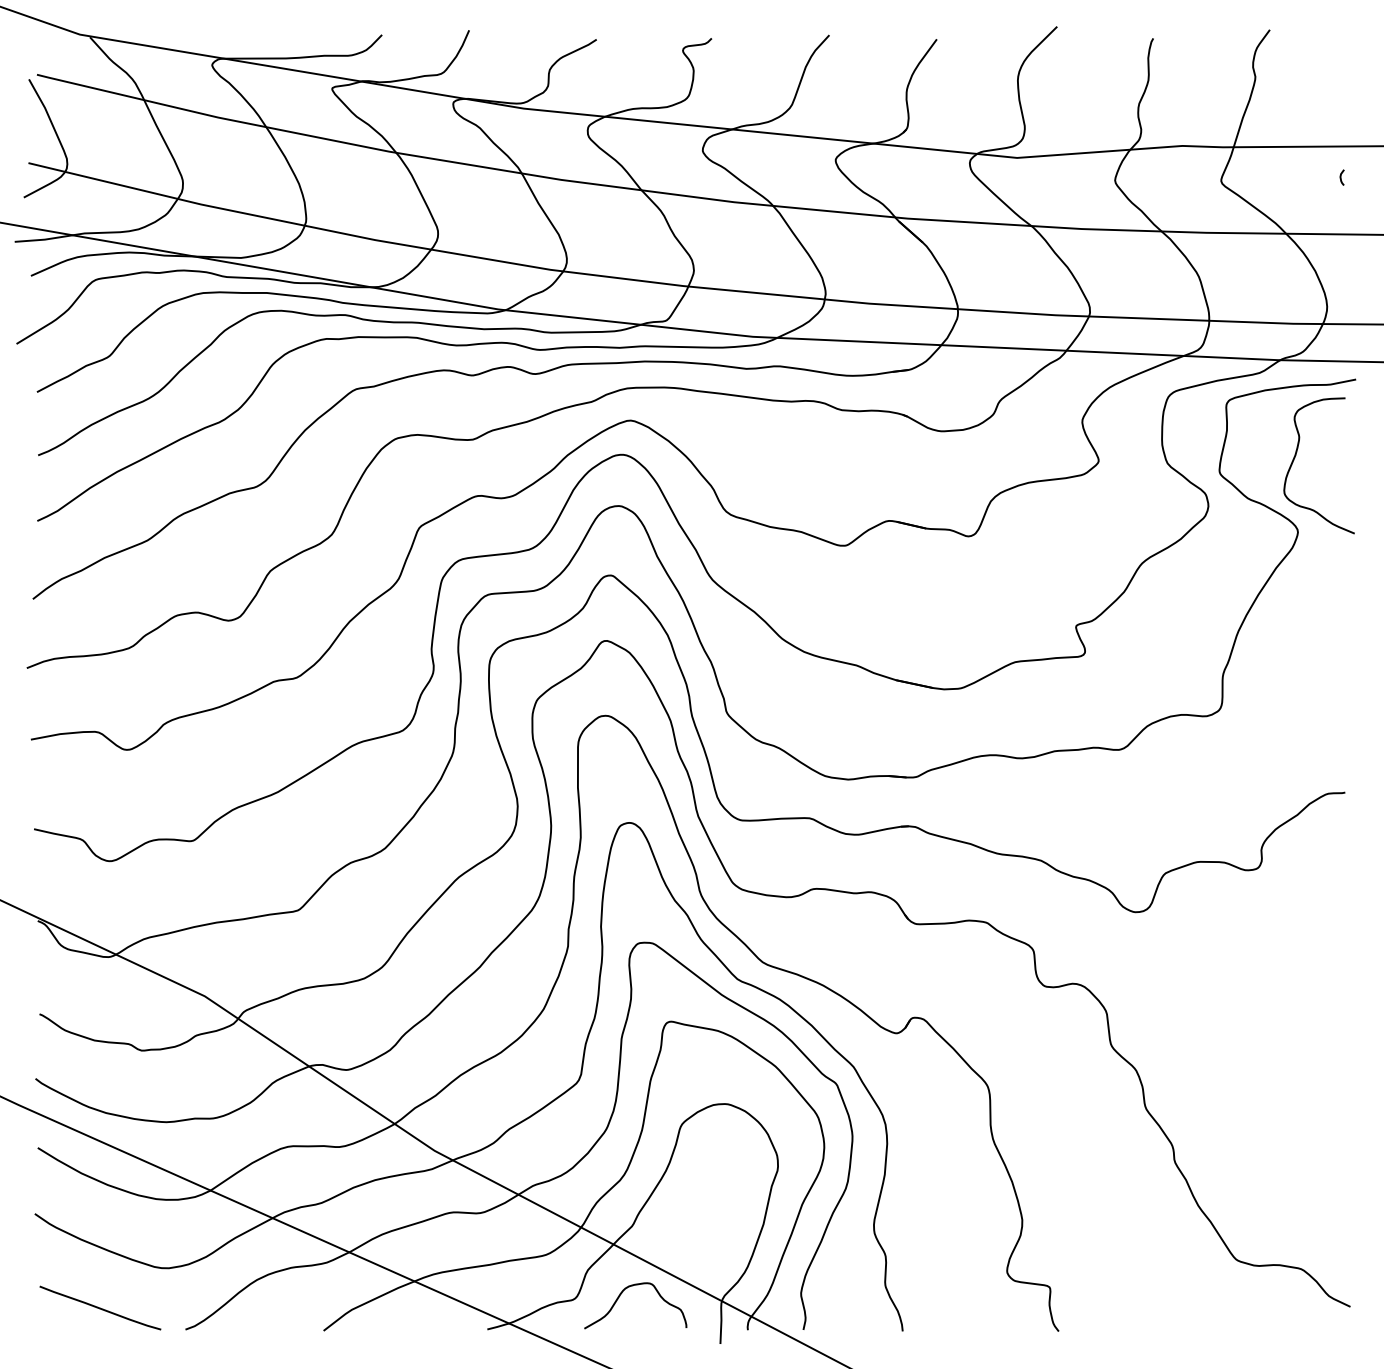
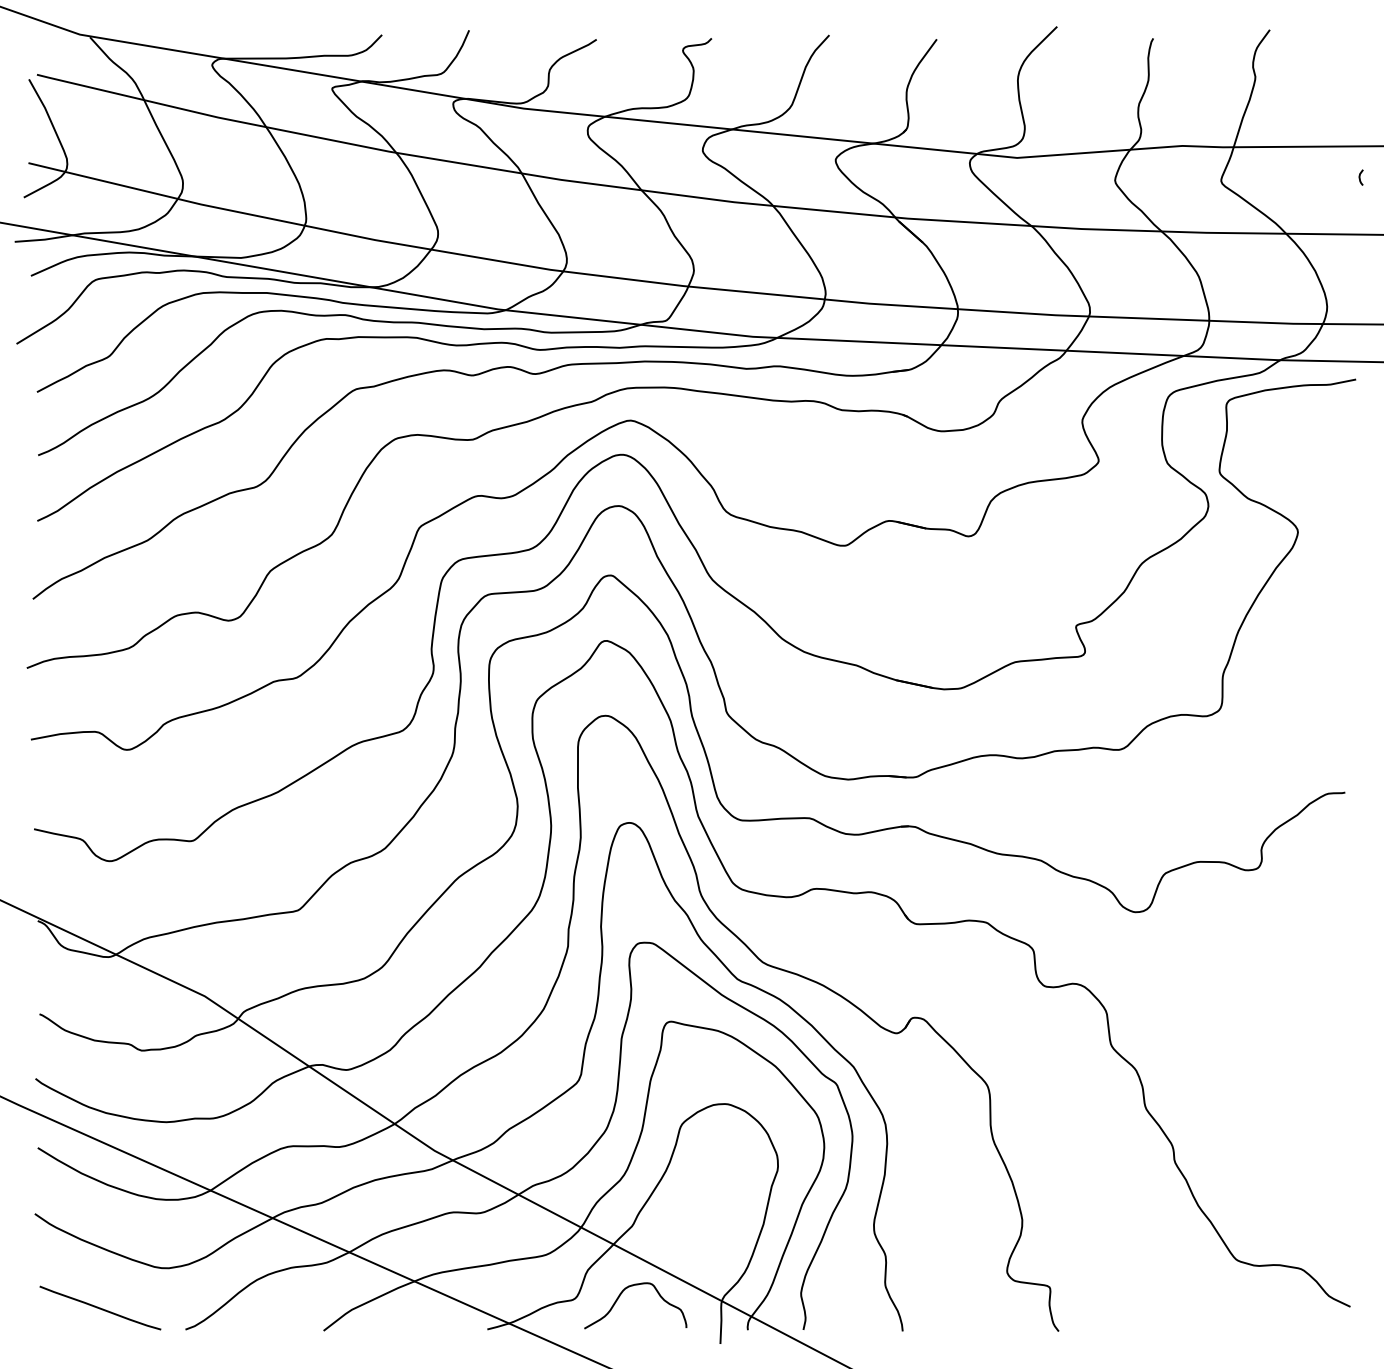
curve position: (1341, 177) -> (1360, 177) (1360, 177)
curve: present -> none (1295, 458)
